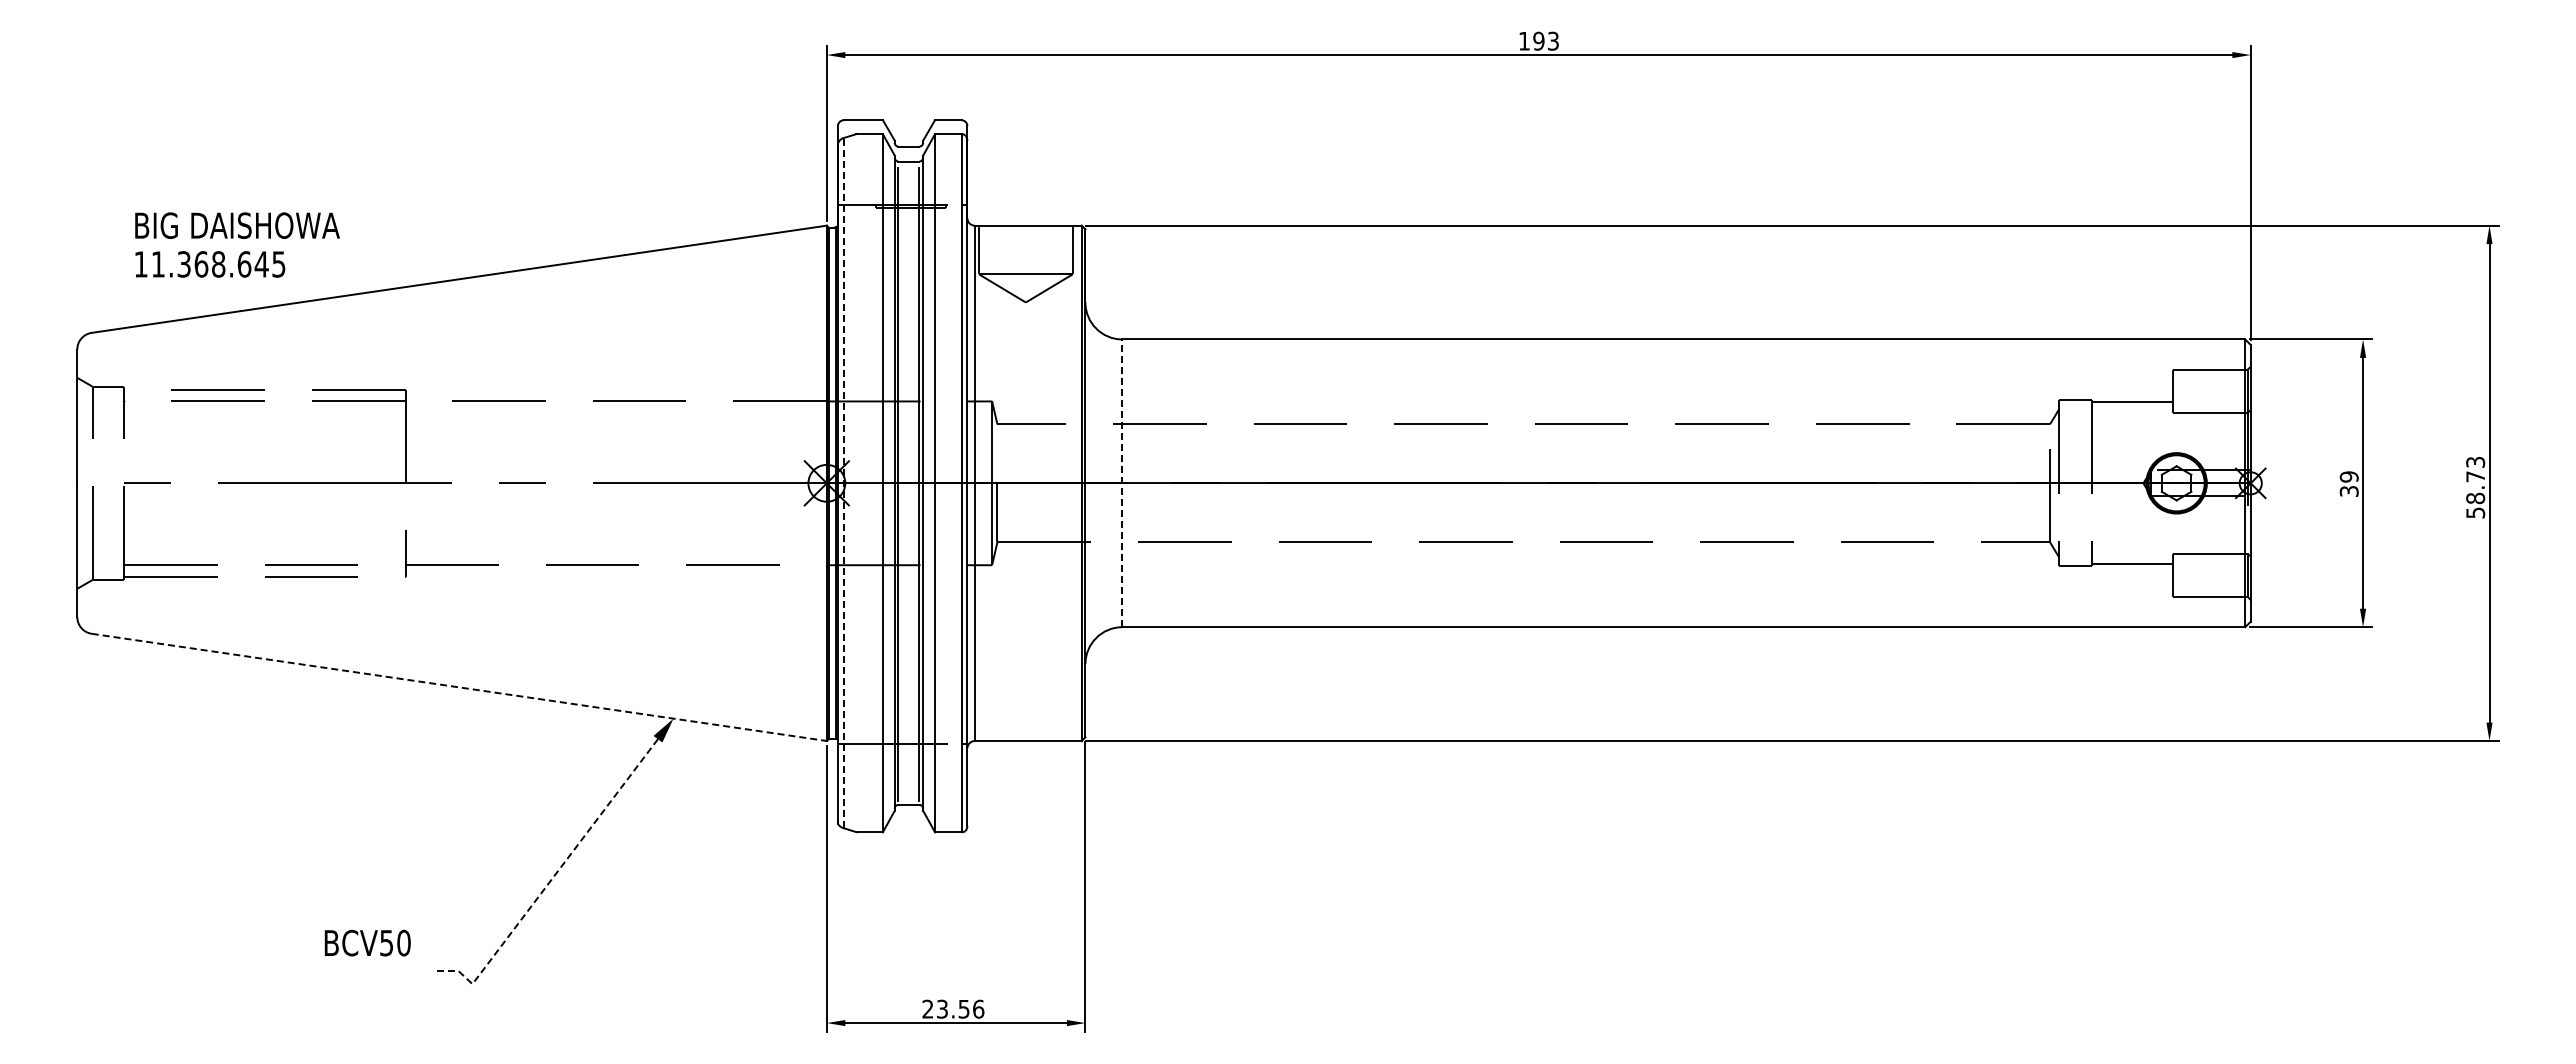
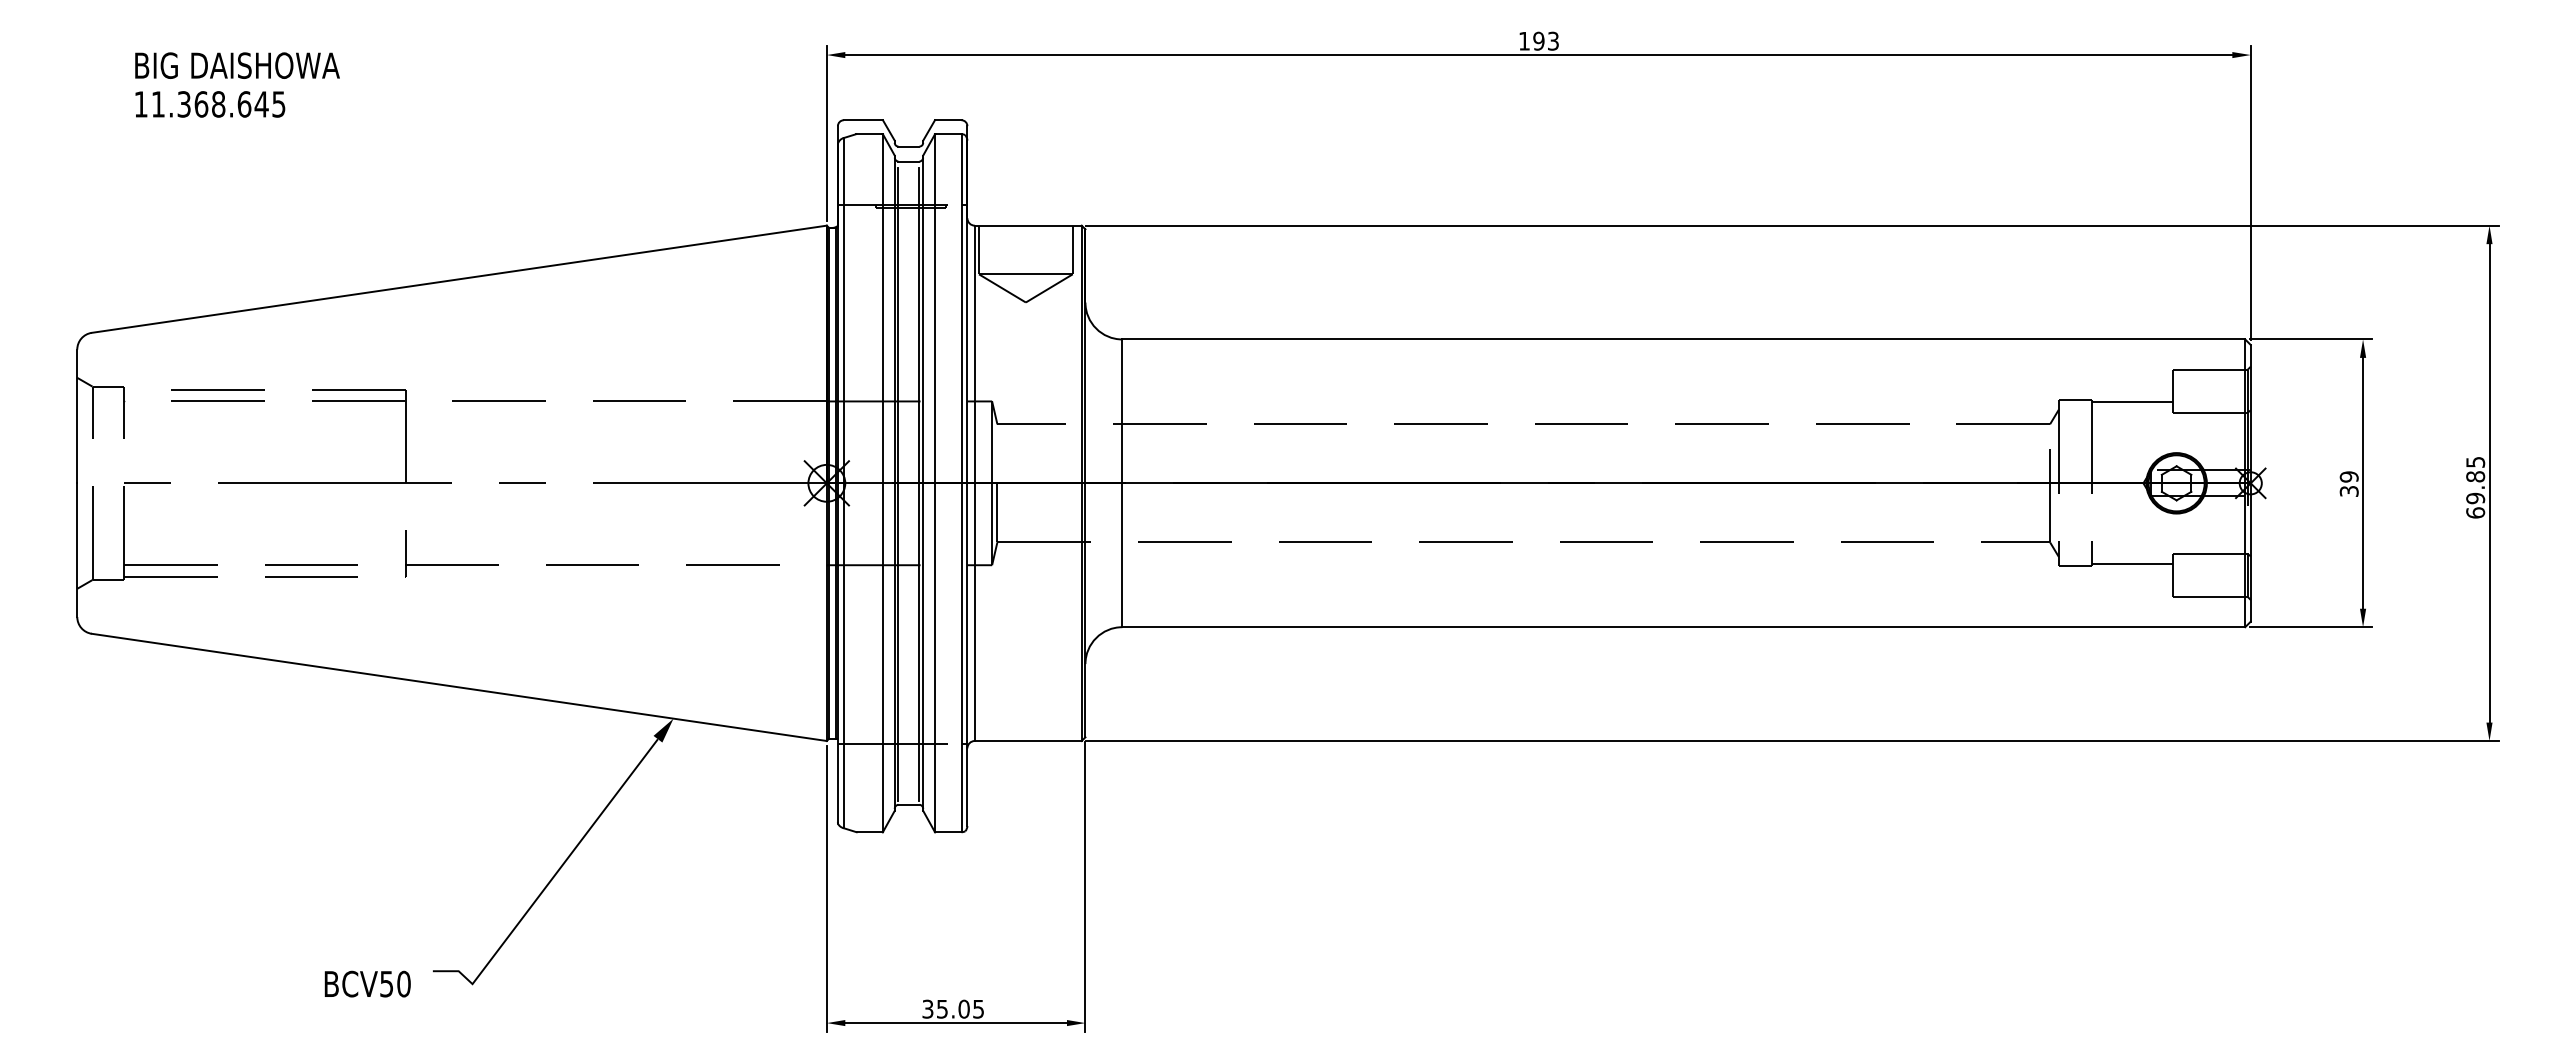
text position: (237, 244) -> (237, 84) (237, 84)
line: dashed -> solid (843, 482)
line: dashed -> solid (1122, 483)
text: 58.73 -> 69.85 (2475, 487)
line: dashed -> solid (459, 687)
line: dashed -> solid (550, 880)
text position: (367, 942) -> (367, 983) (367, 983)
text: 23.56 -> 35.05 (953, 1008)
